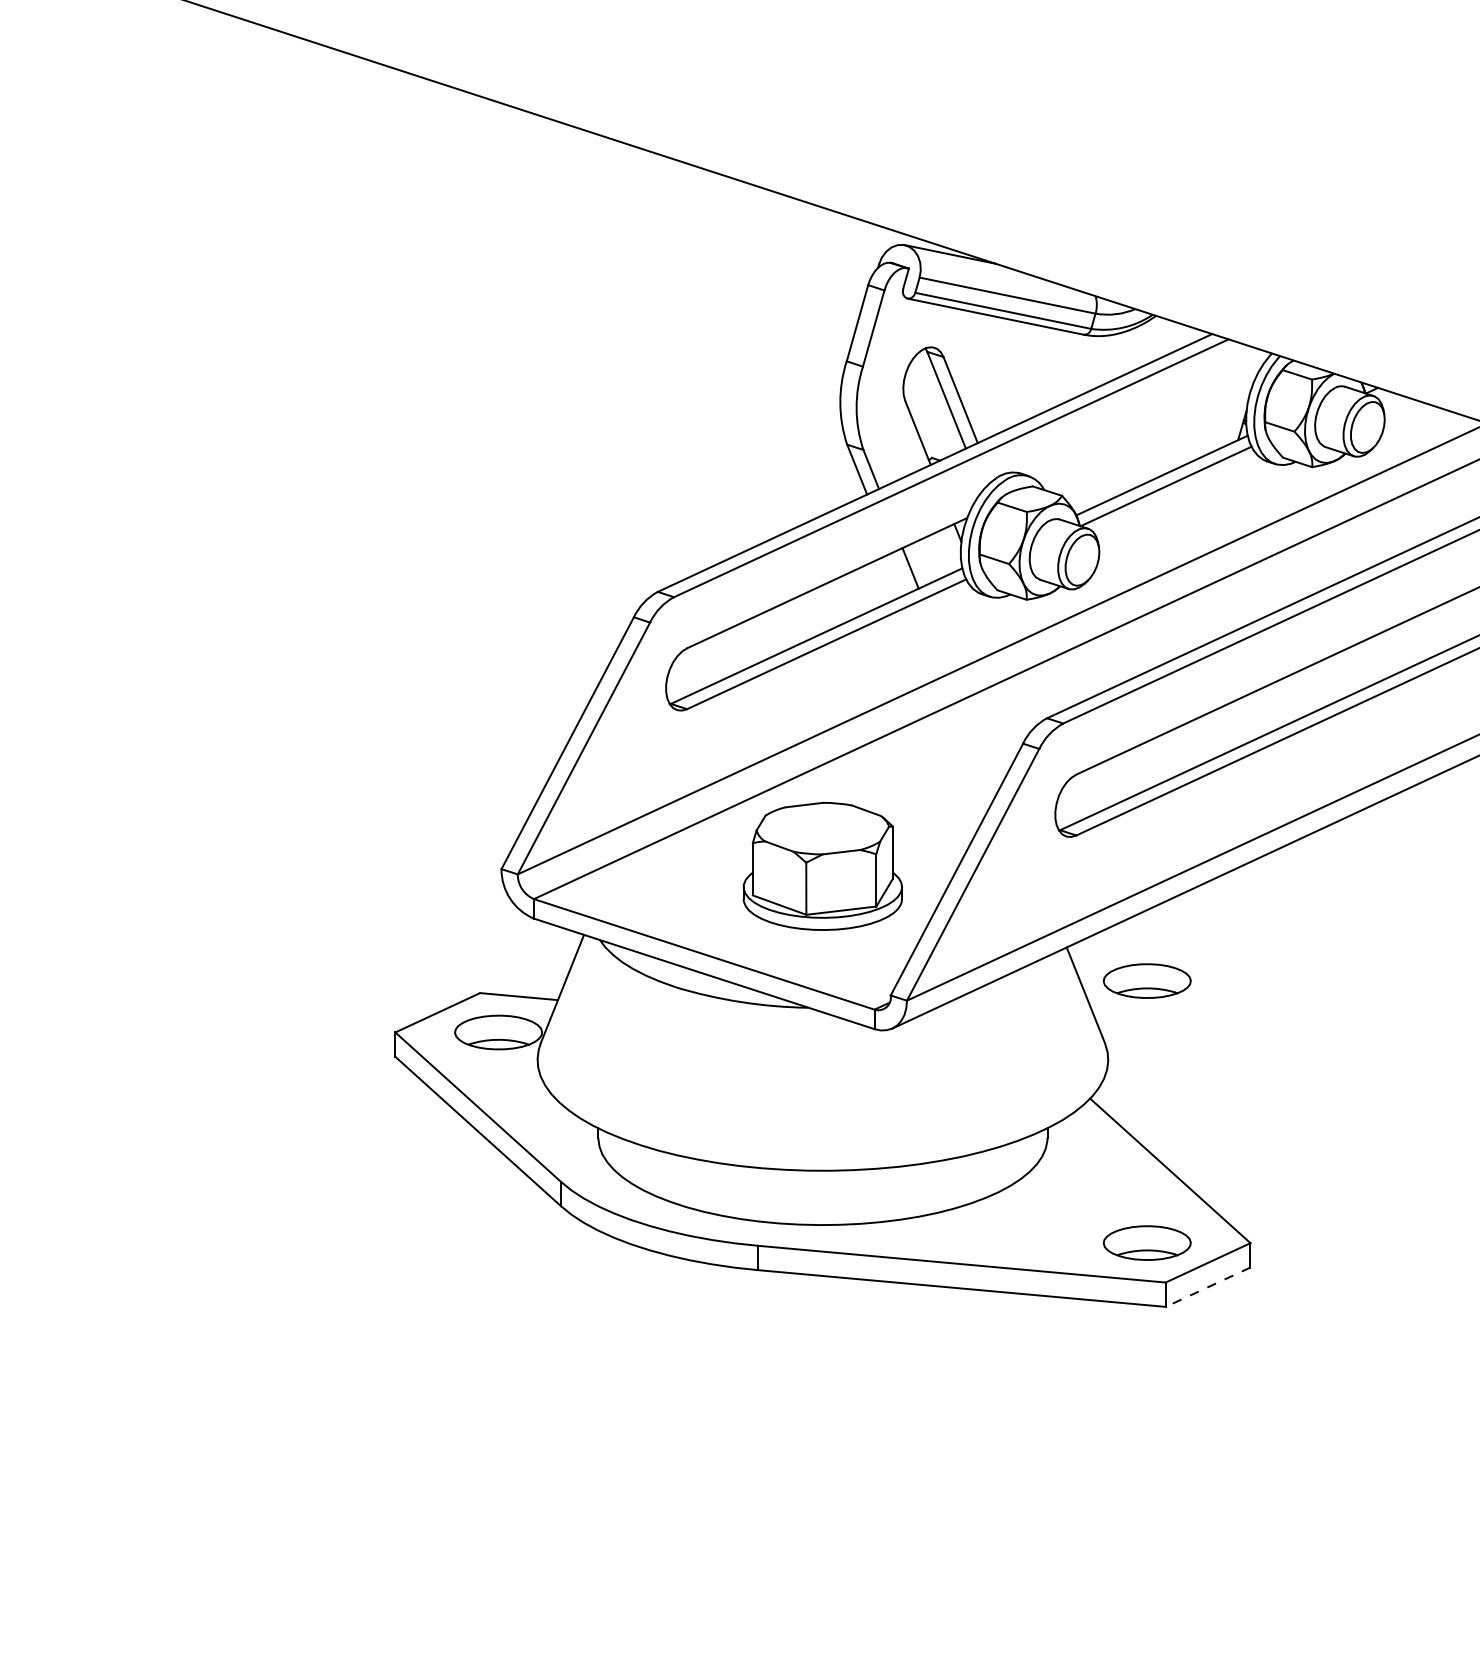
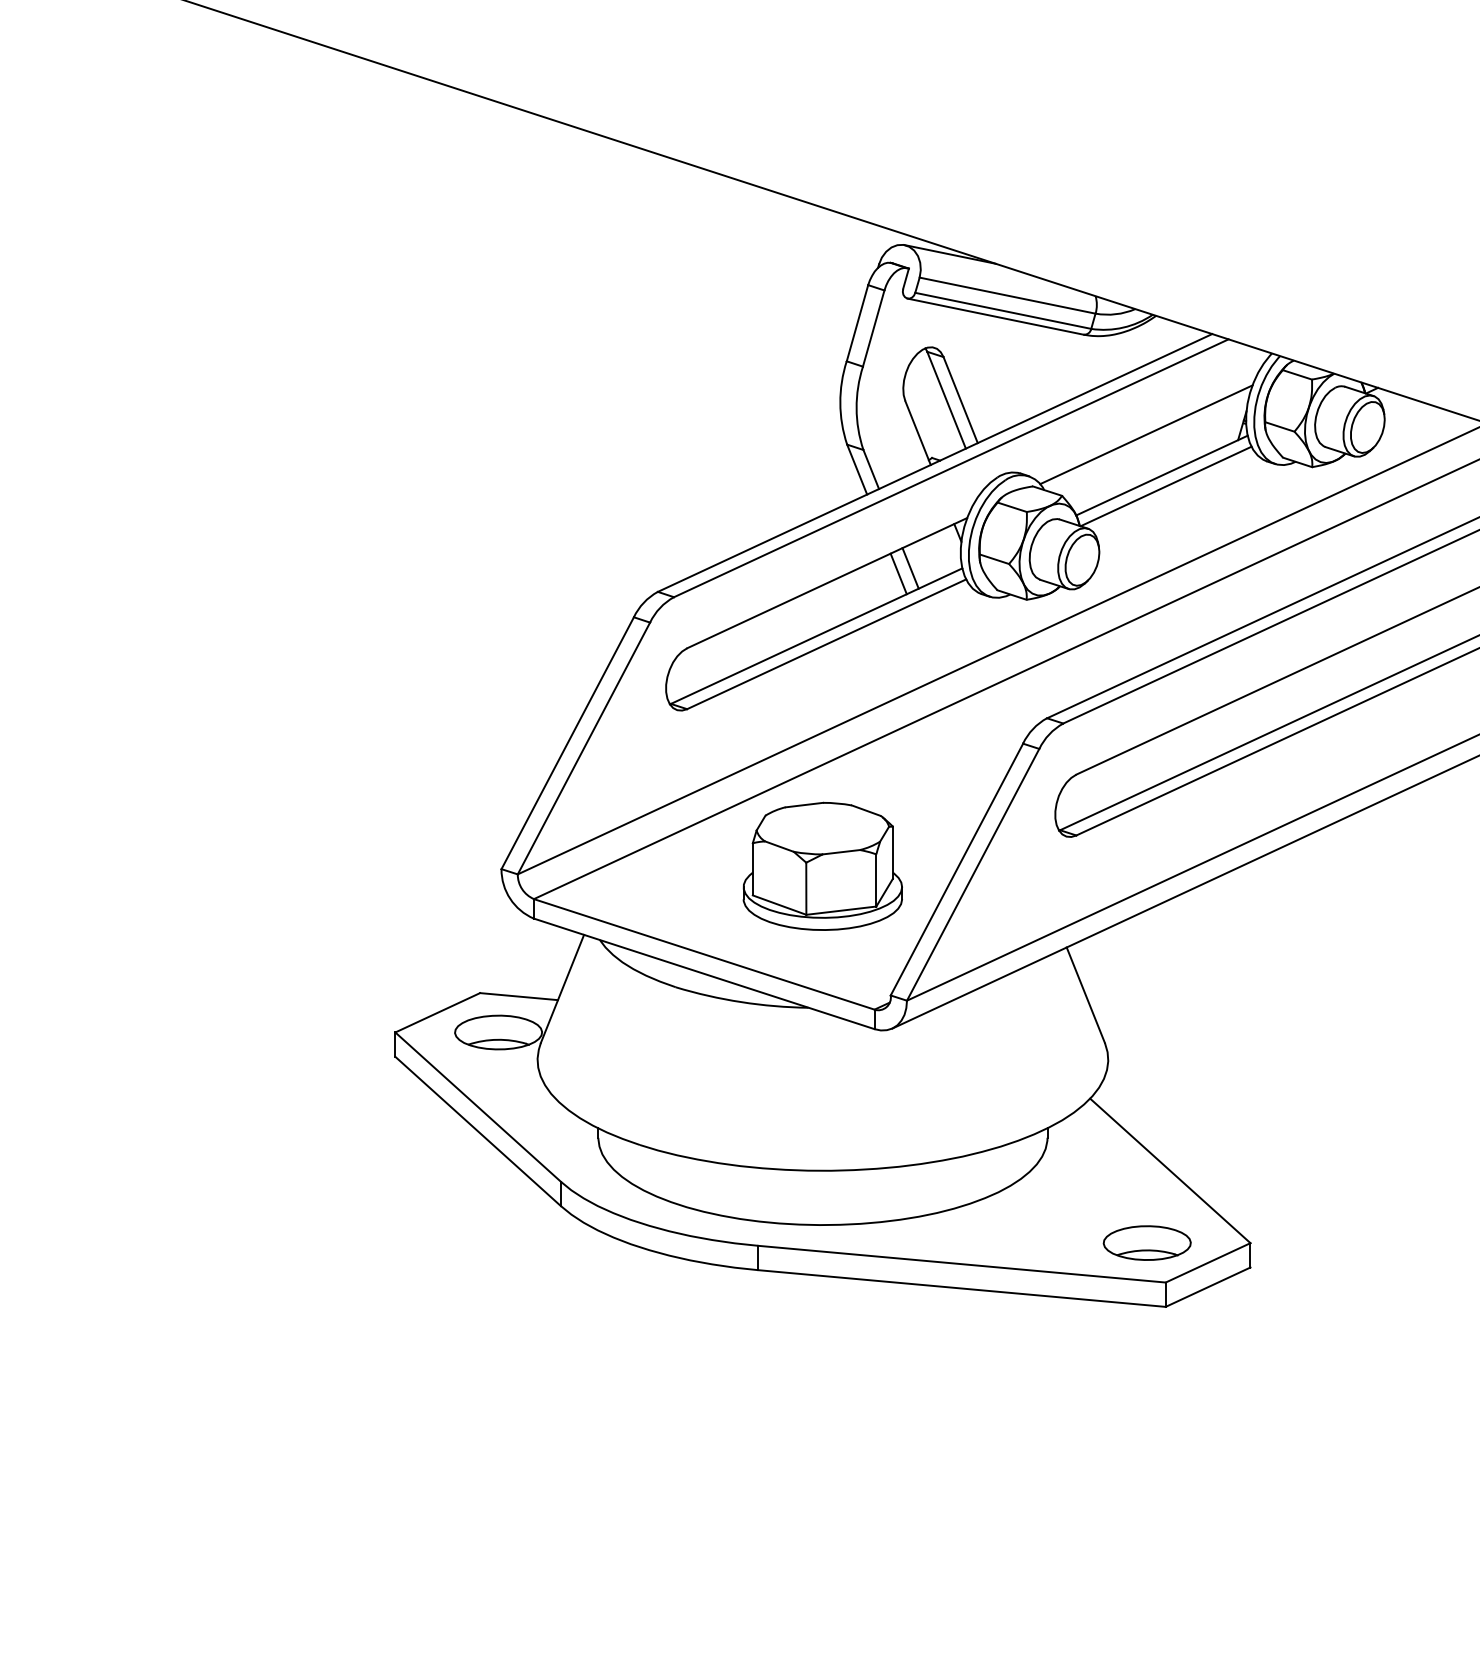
line: none -> present (1146, 434)
line: none -> present (898, 573)
part: present -> none (1146, 980)
line: dashed -> solid (1208, 1287)
